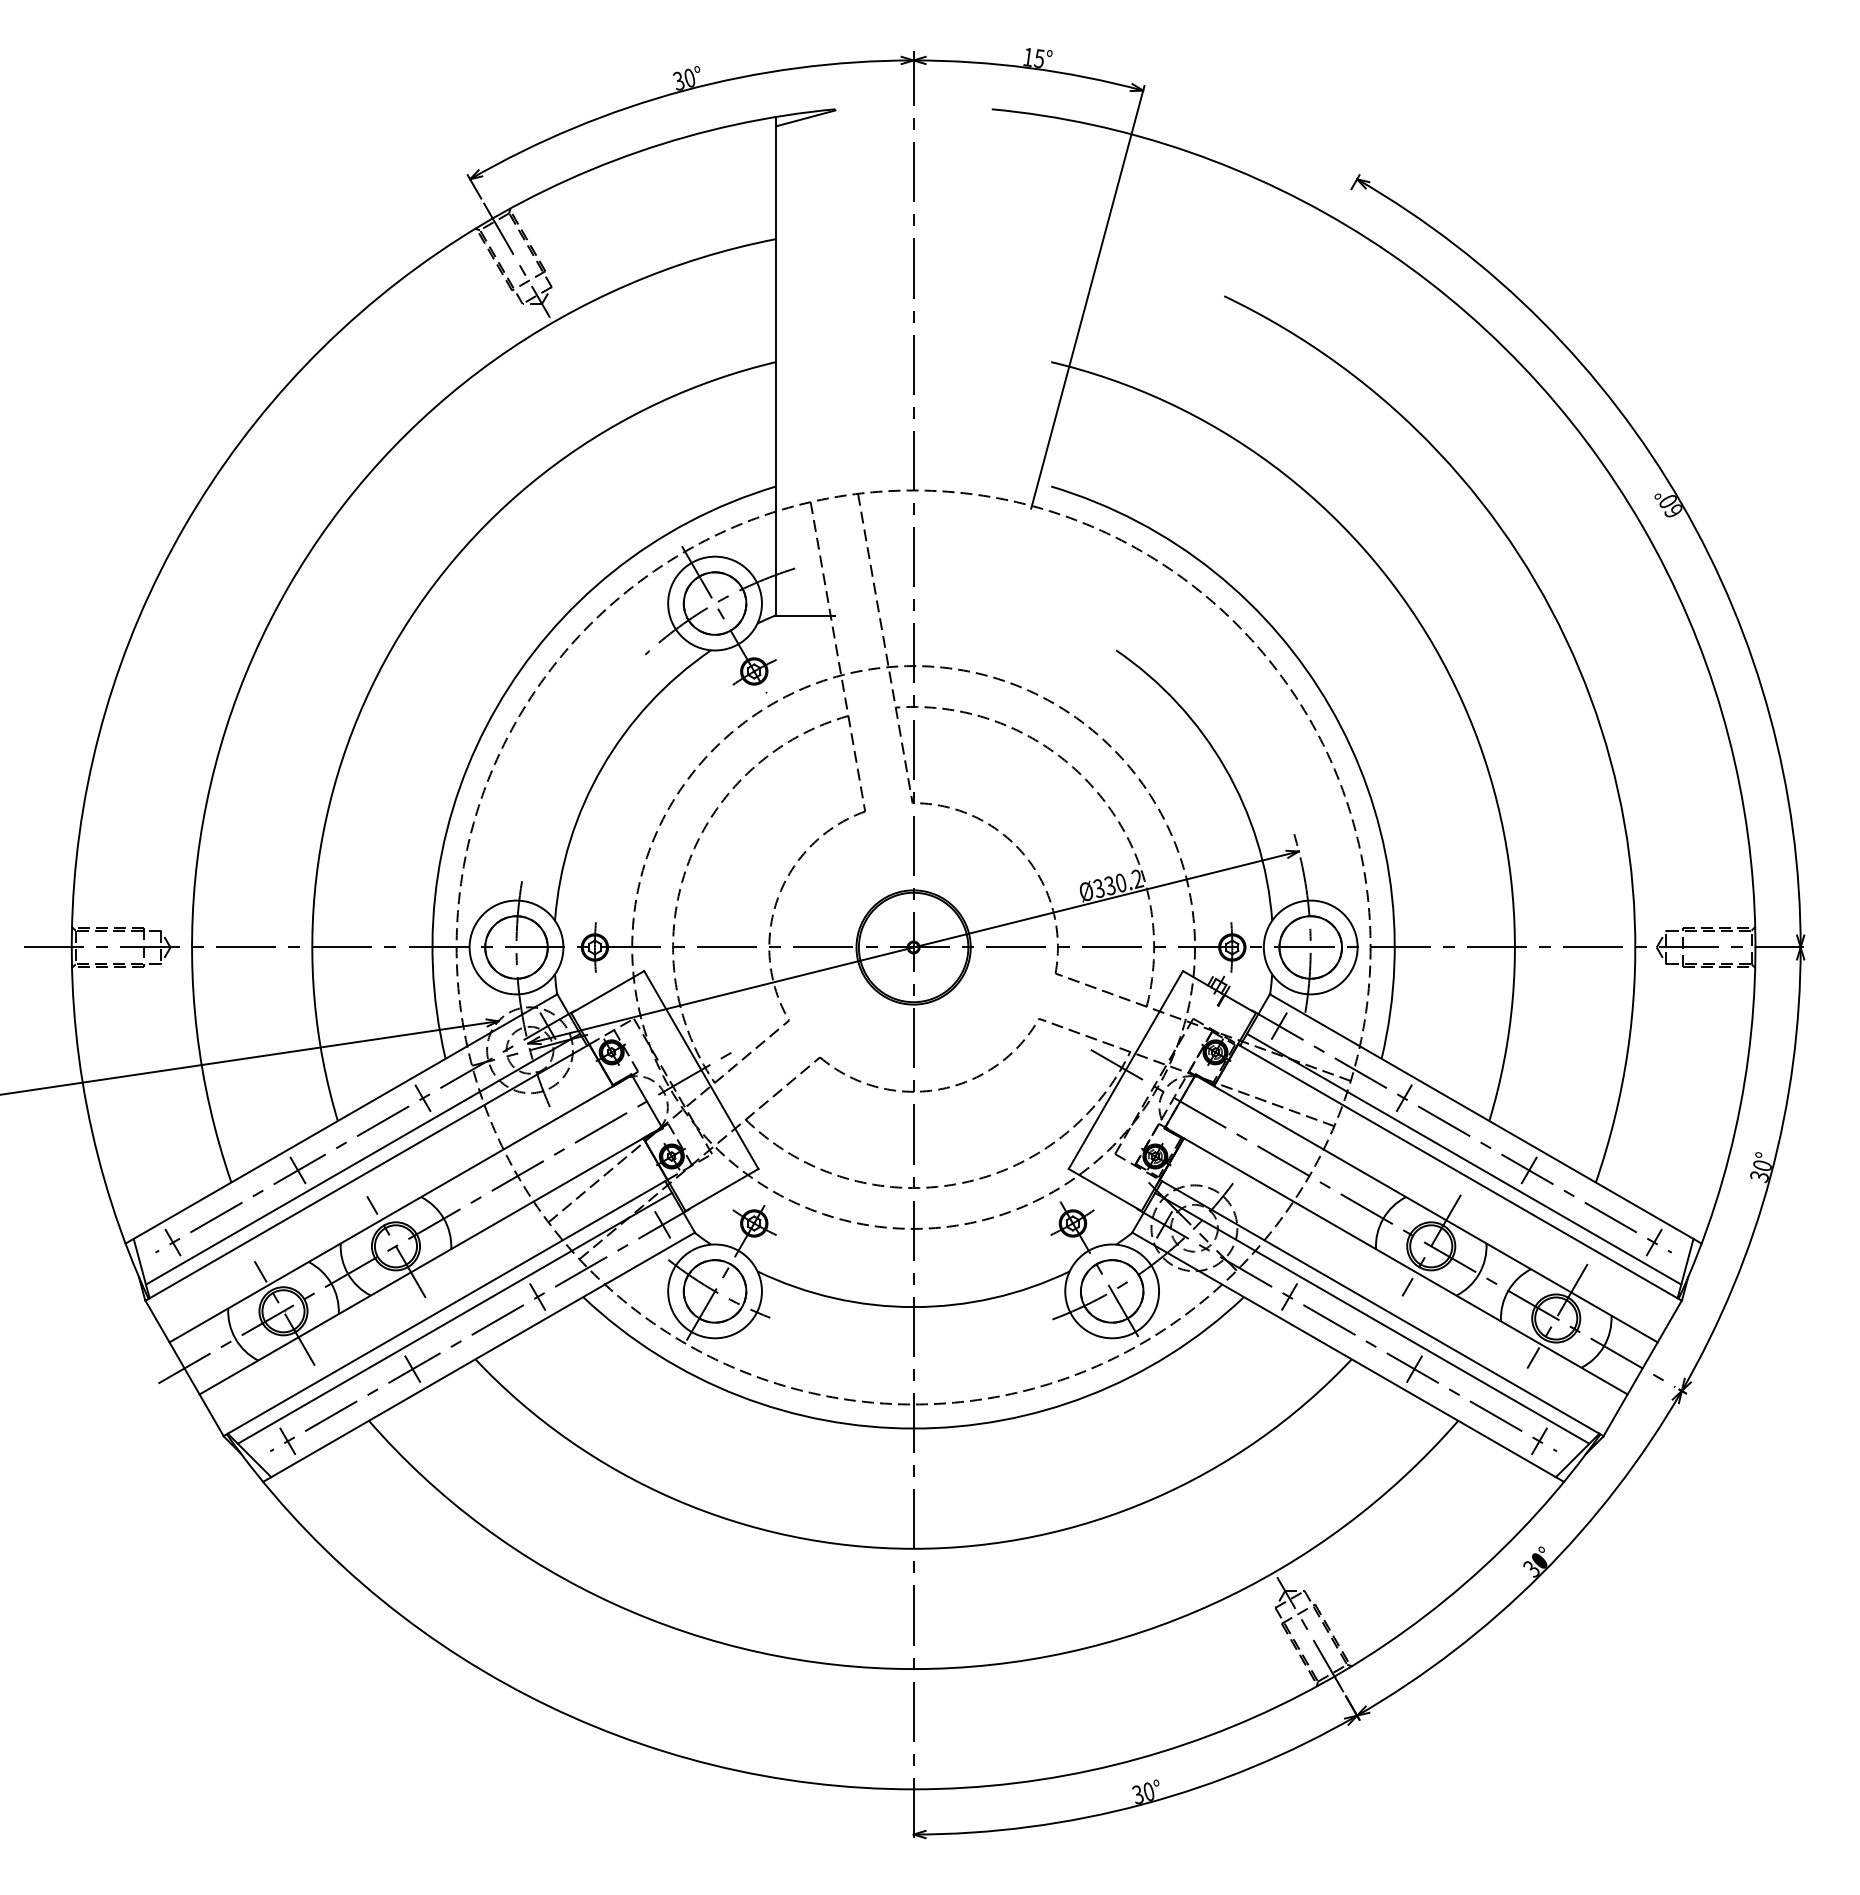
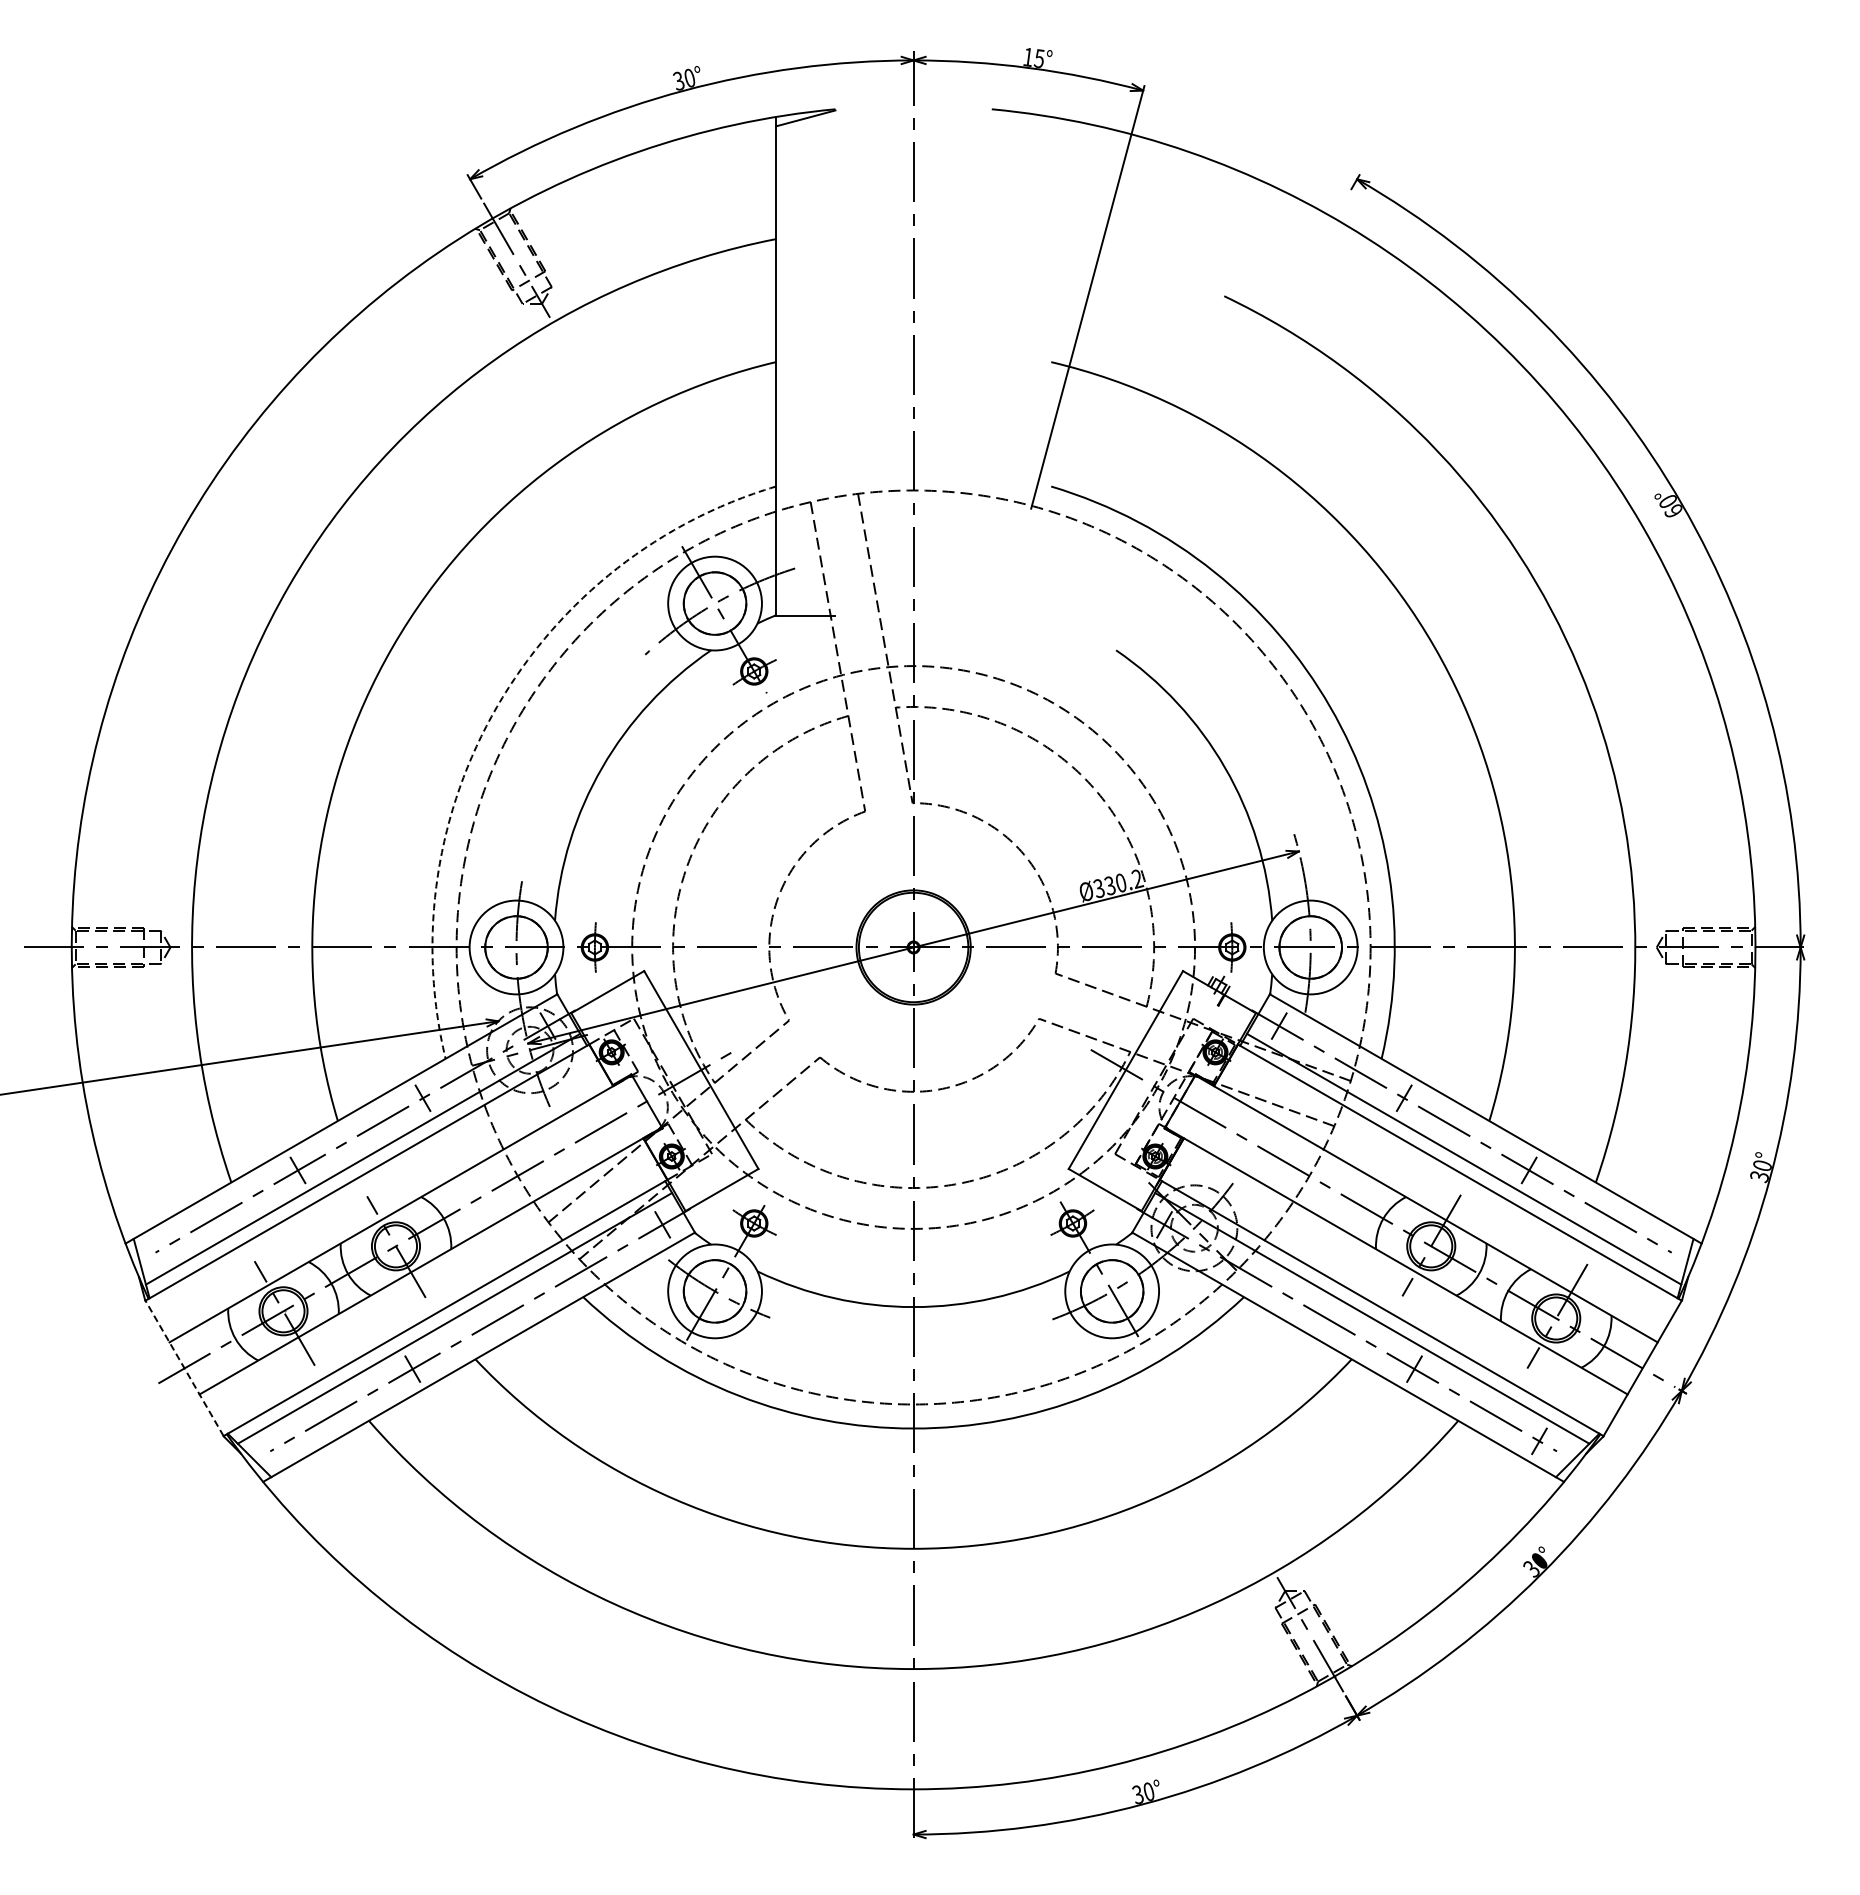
arc: solid -> dashed (497, 706)
line: present -> none (172, 1242)
line: present -> none (1654, 1242)
line: present -> none (537, 1296)
line: present -> none (1289, 1296)
line: solid -> dashed (184, 1367)
line: present -> none (287, 1440)
